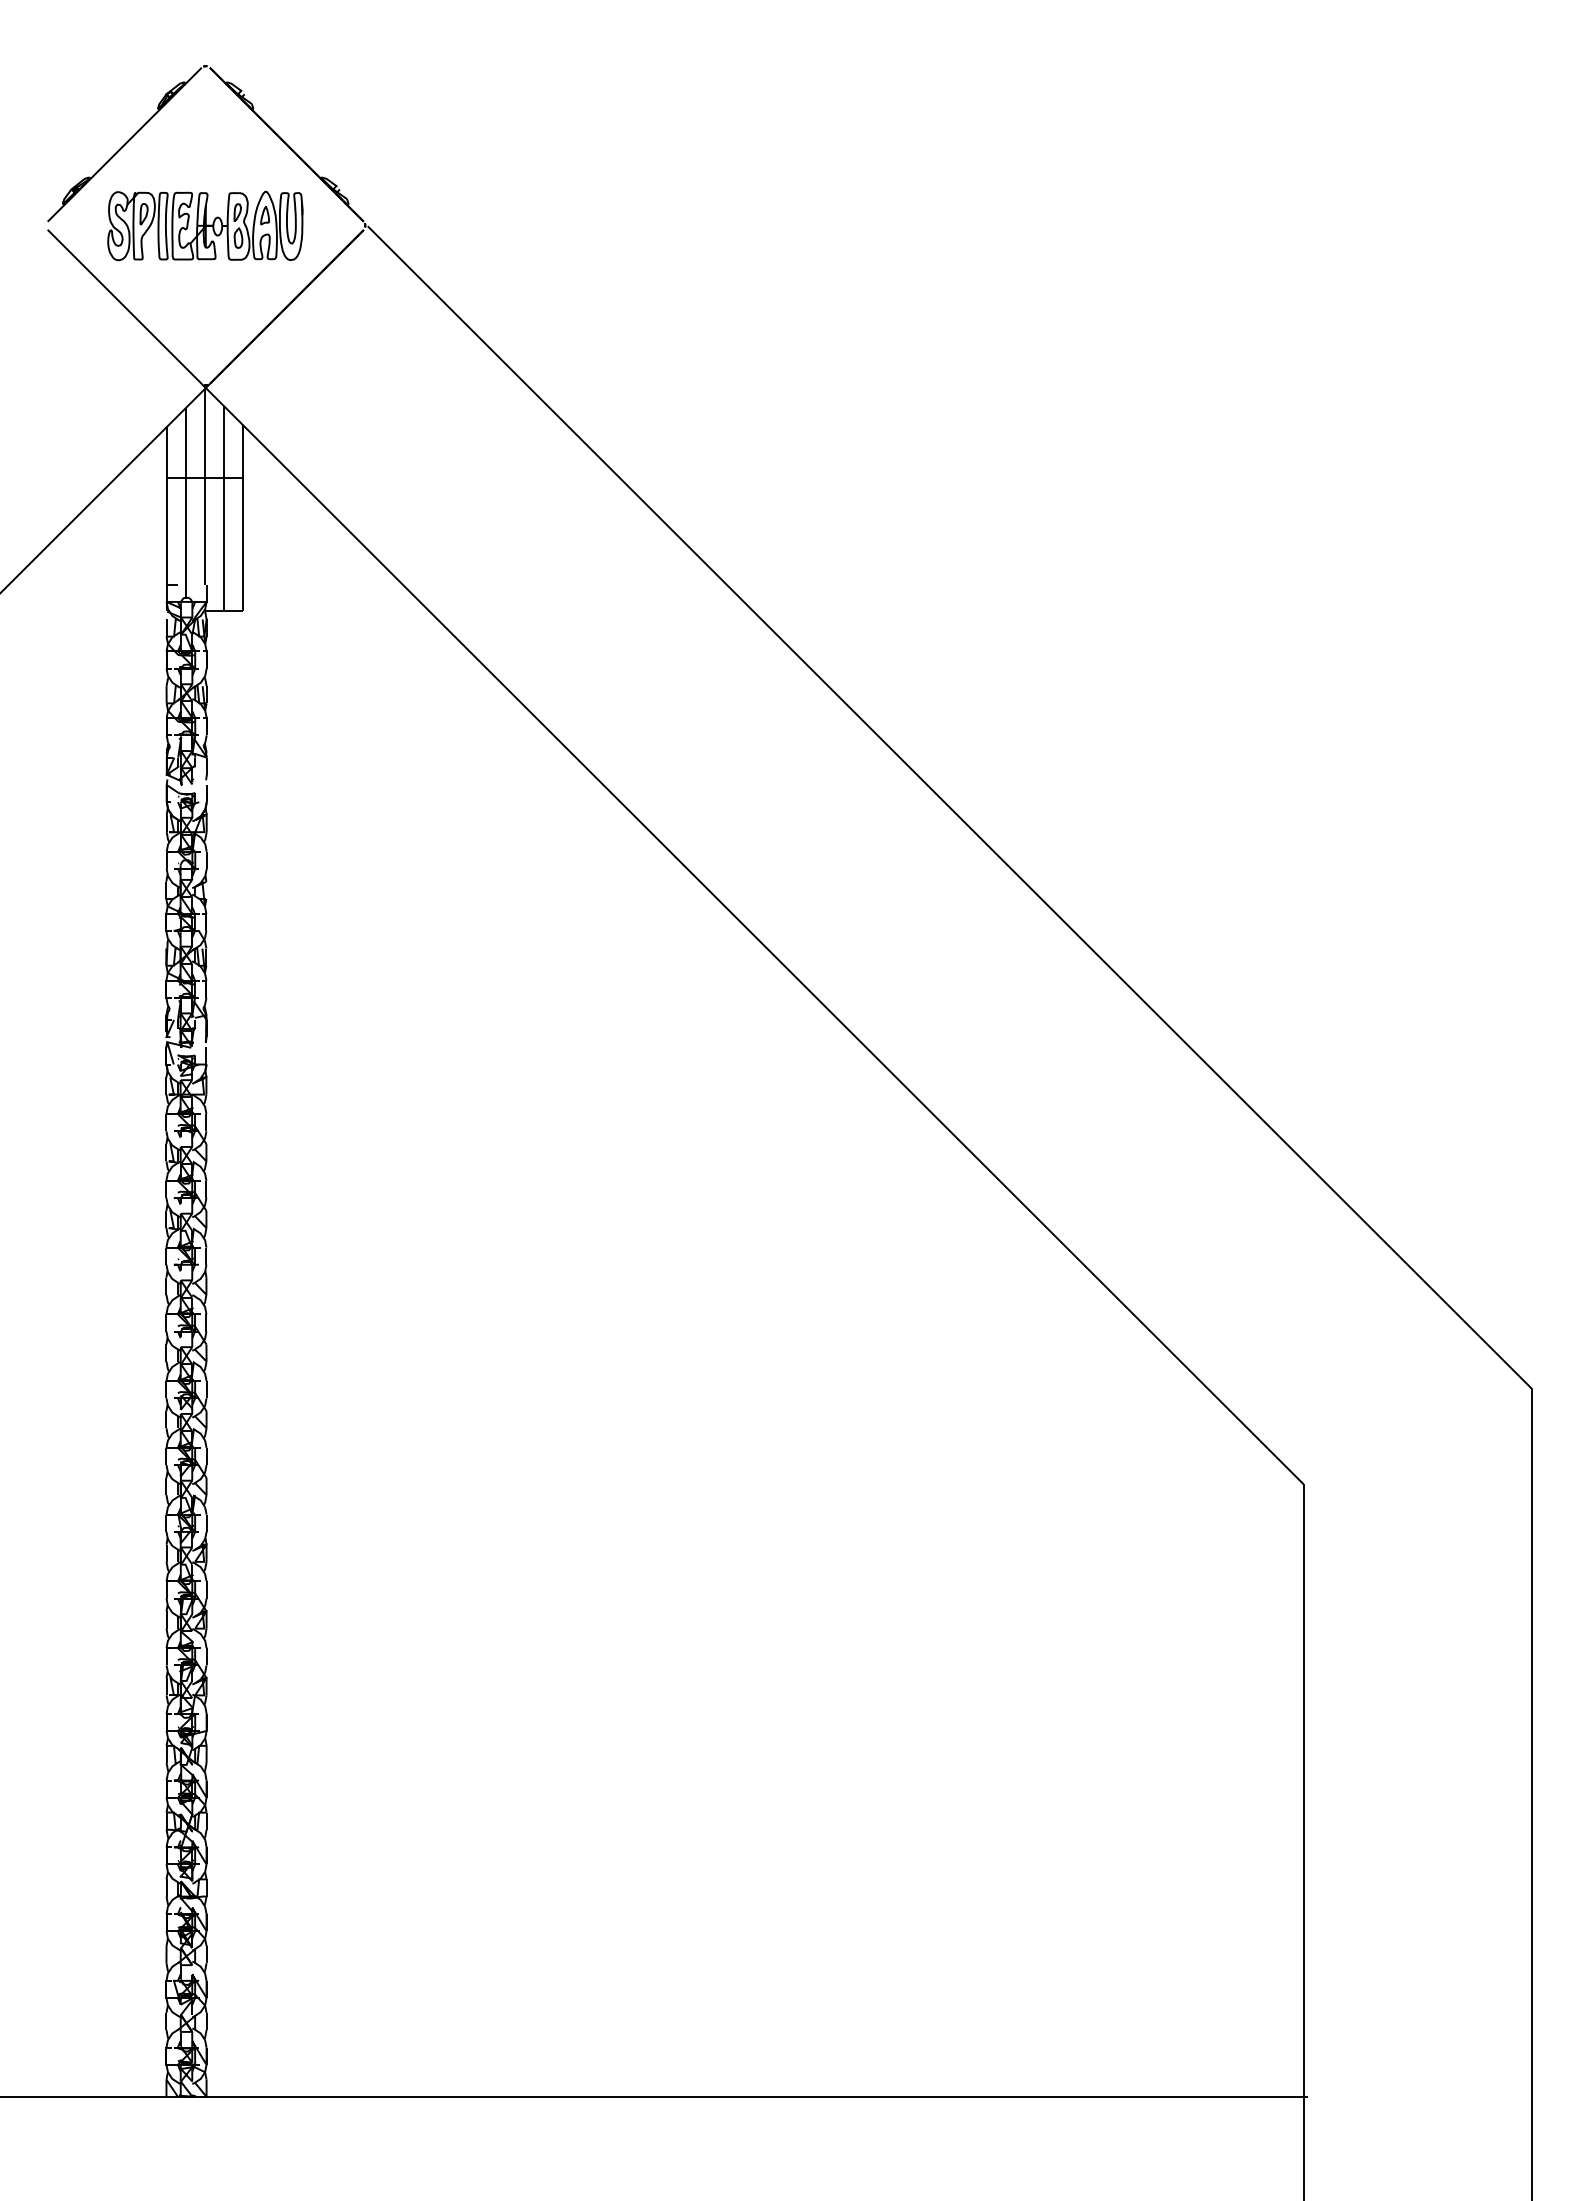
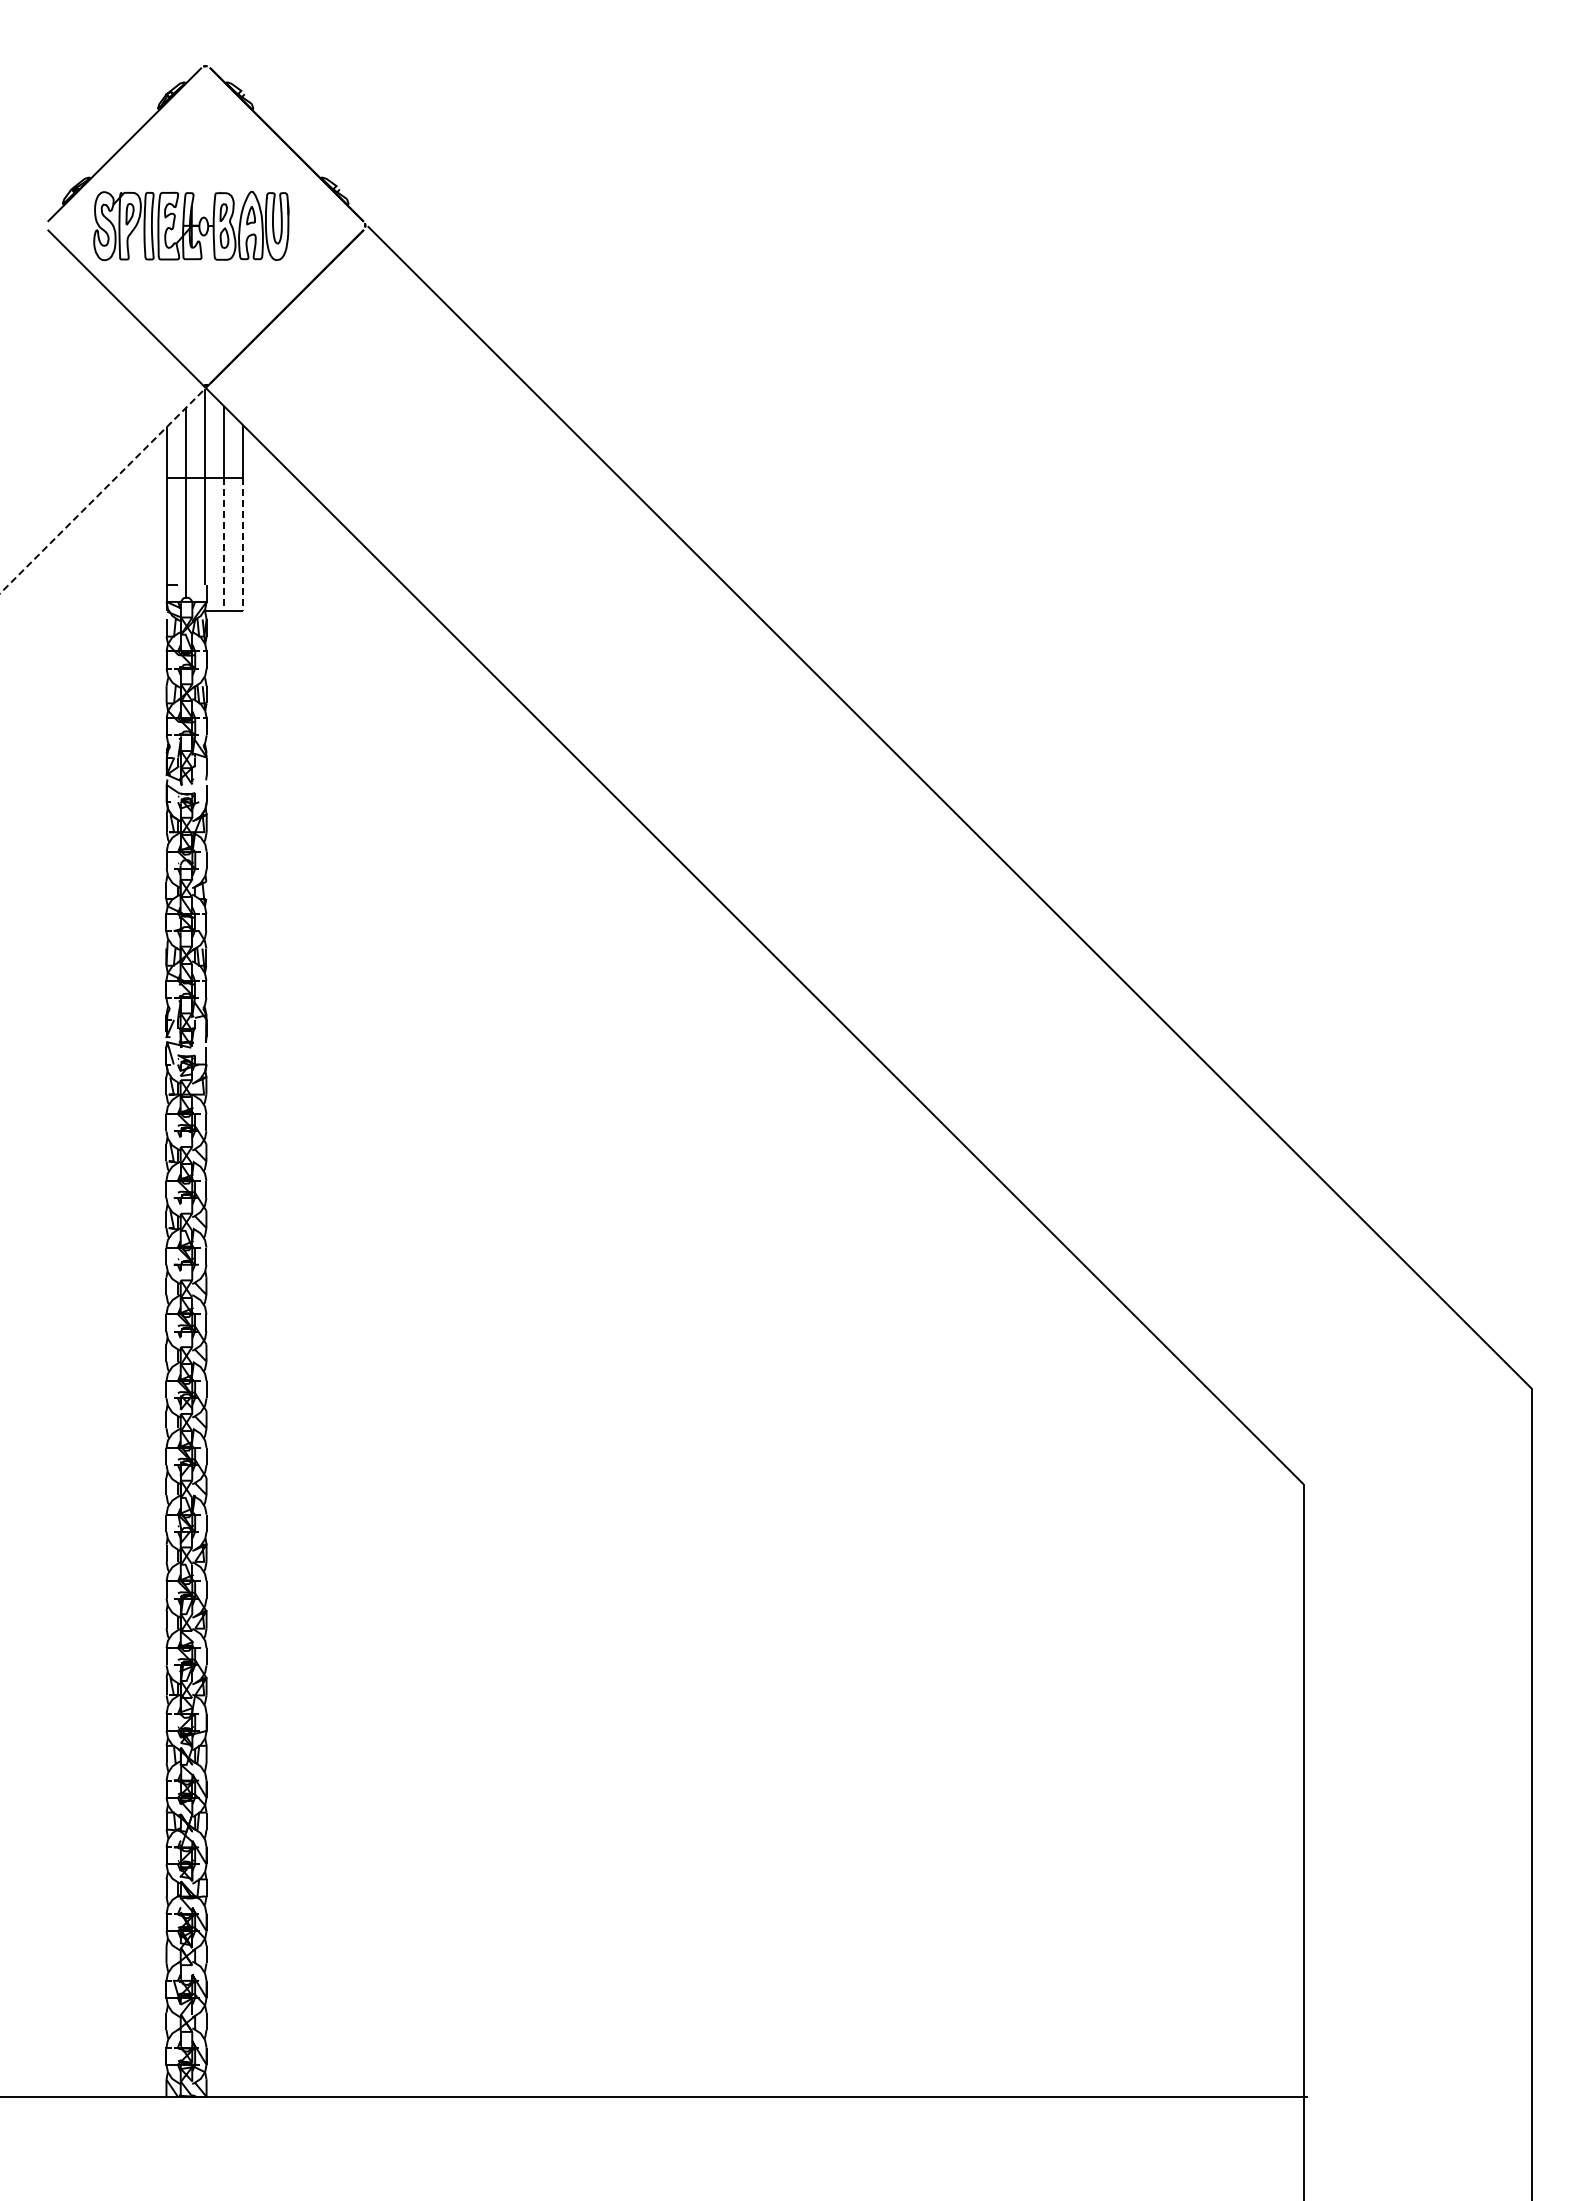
part position: (205, 225) -> (191, 225) (191, 225)
line: solid -> dashed (103, 490)
line: solid -> dashed (223, 544)
line: solid -> dashed (242, 544)
